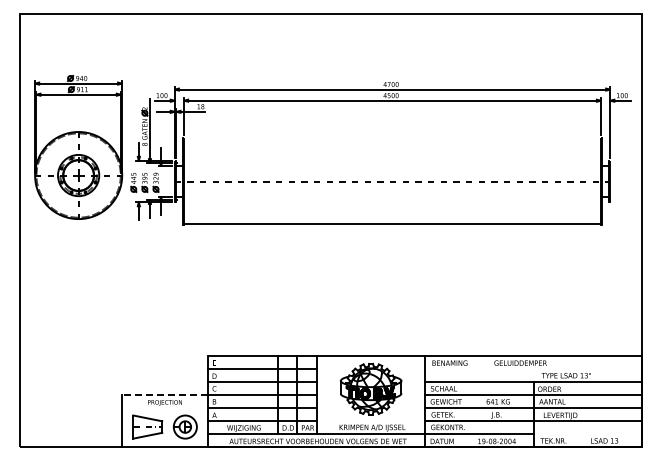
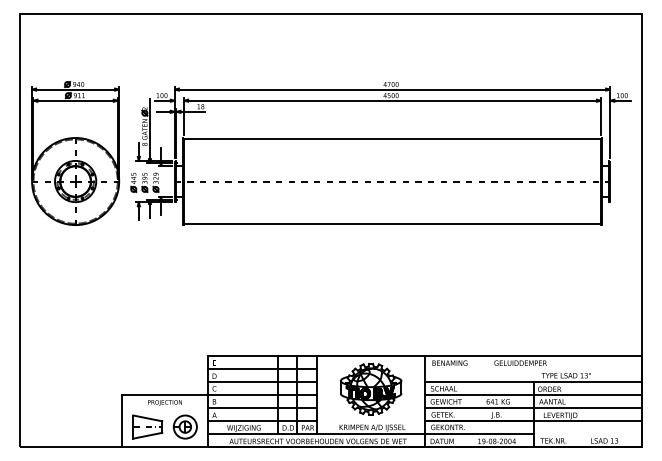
line: none -> present (392, 139)
part position: (78, 146) -> (75, 152) (75, 152)
line: dashed -> solid (164, 395)
